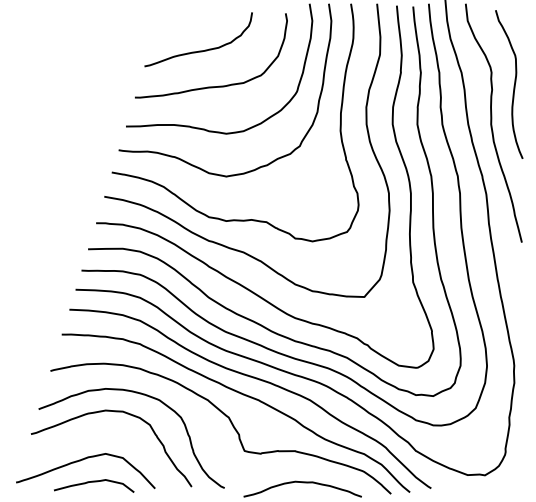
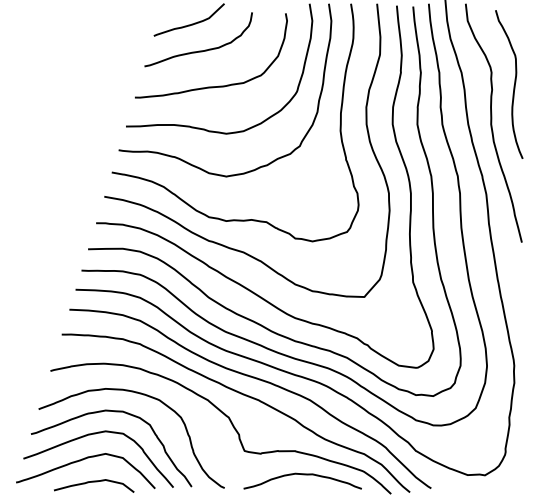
curve: none -> present (191, 23)
curve: none -> present (95, 434)
curve position: (302, 483) -> (302, 475) (302, 475)
